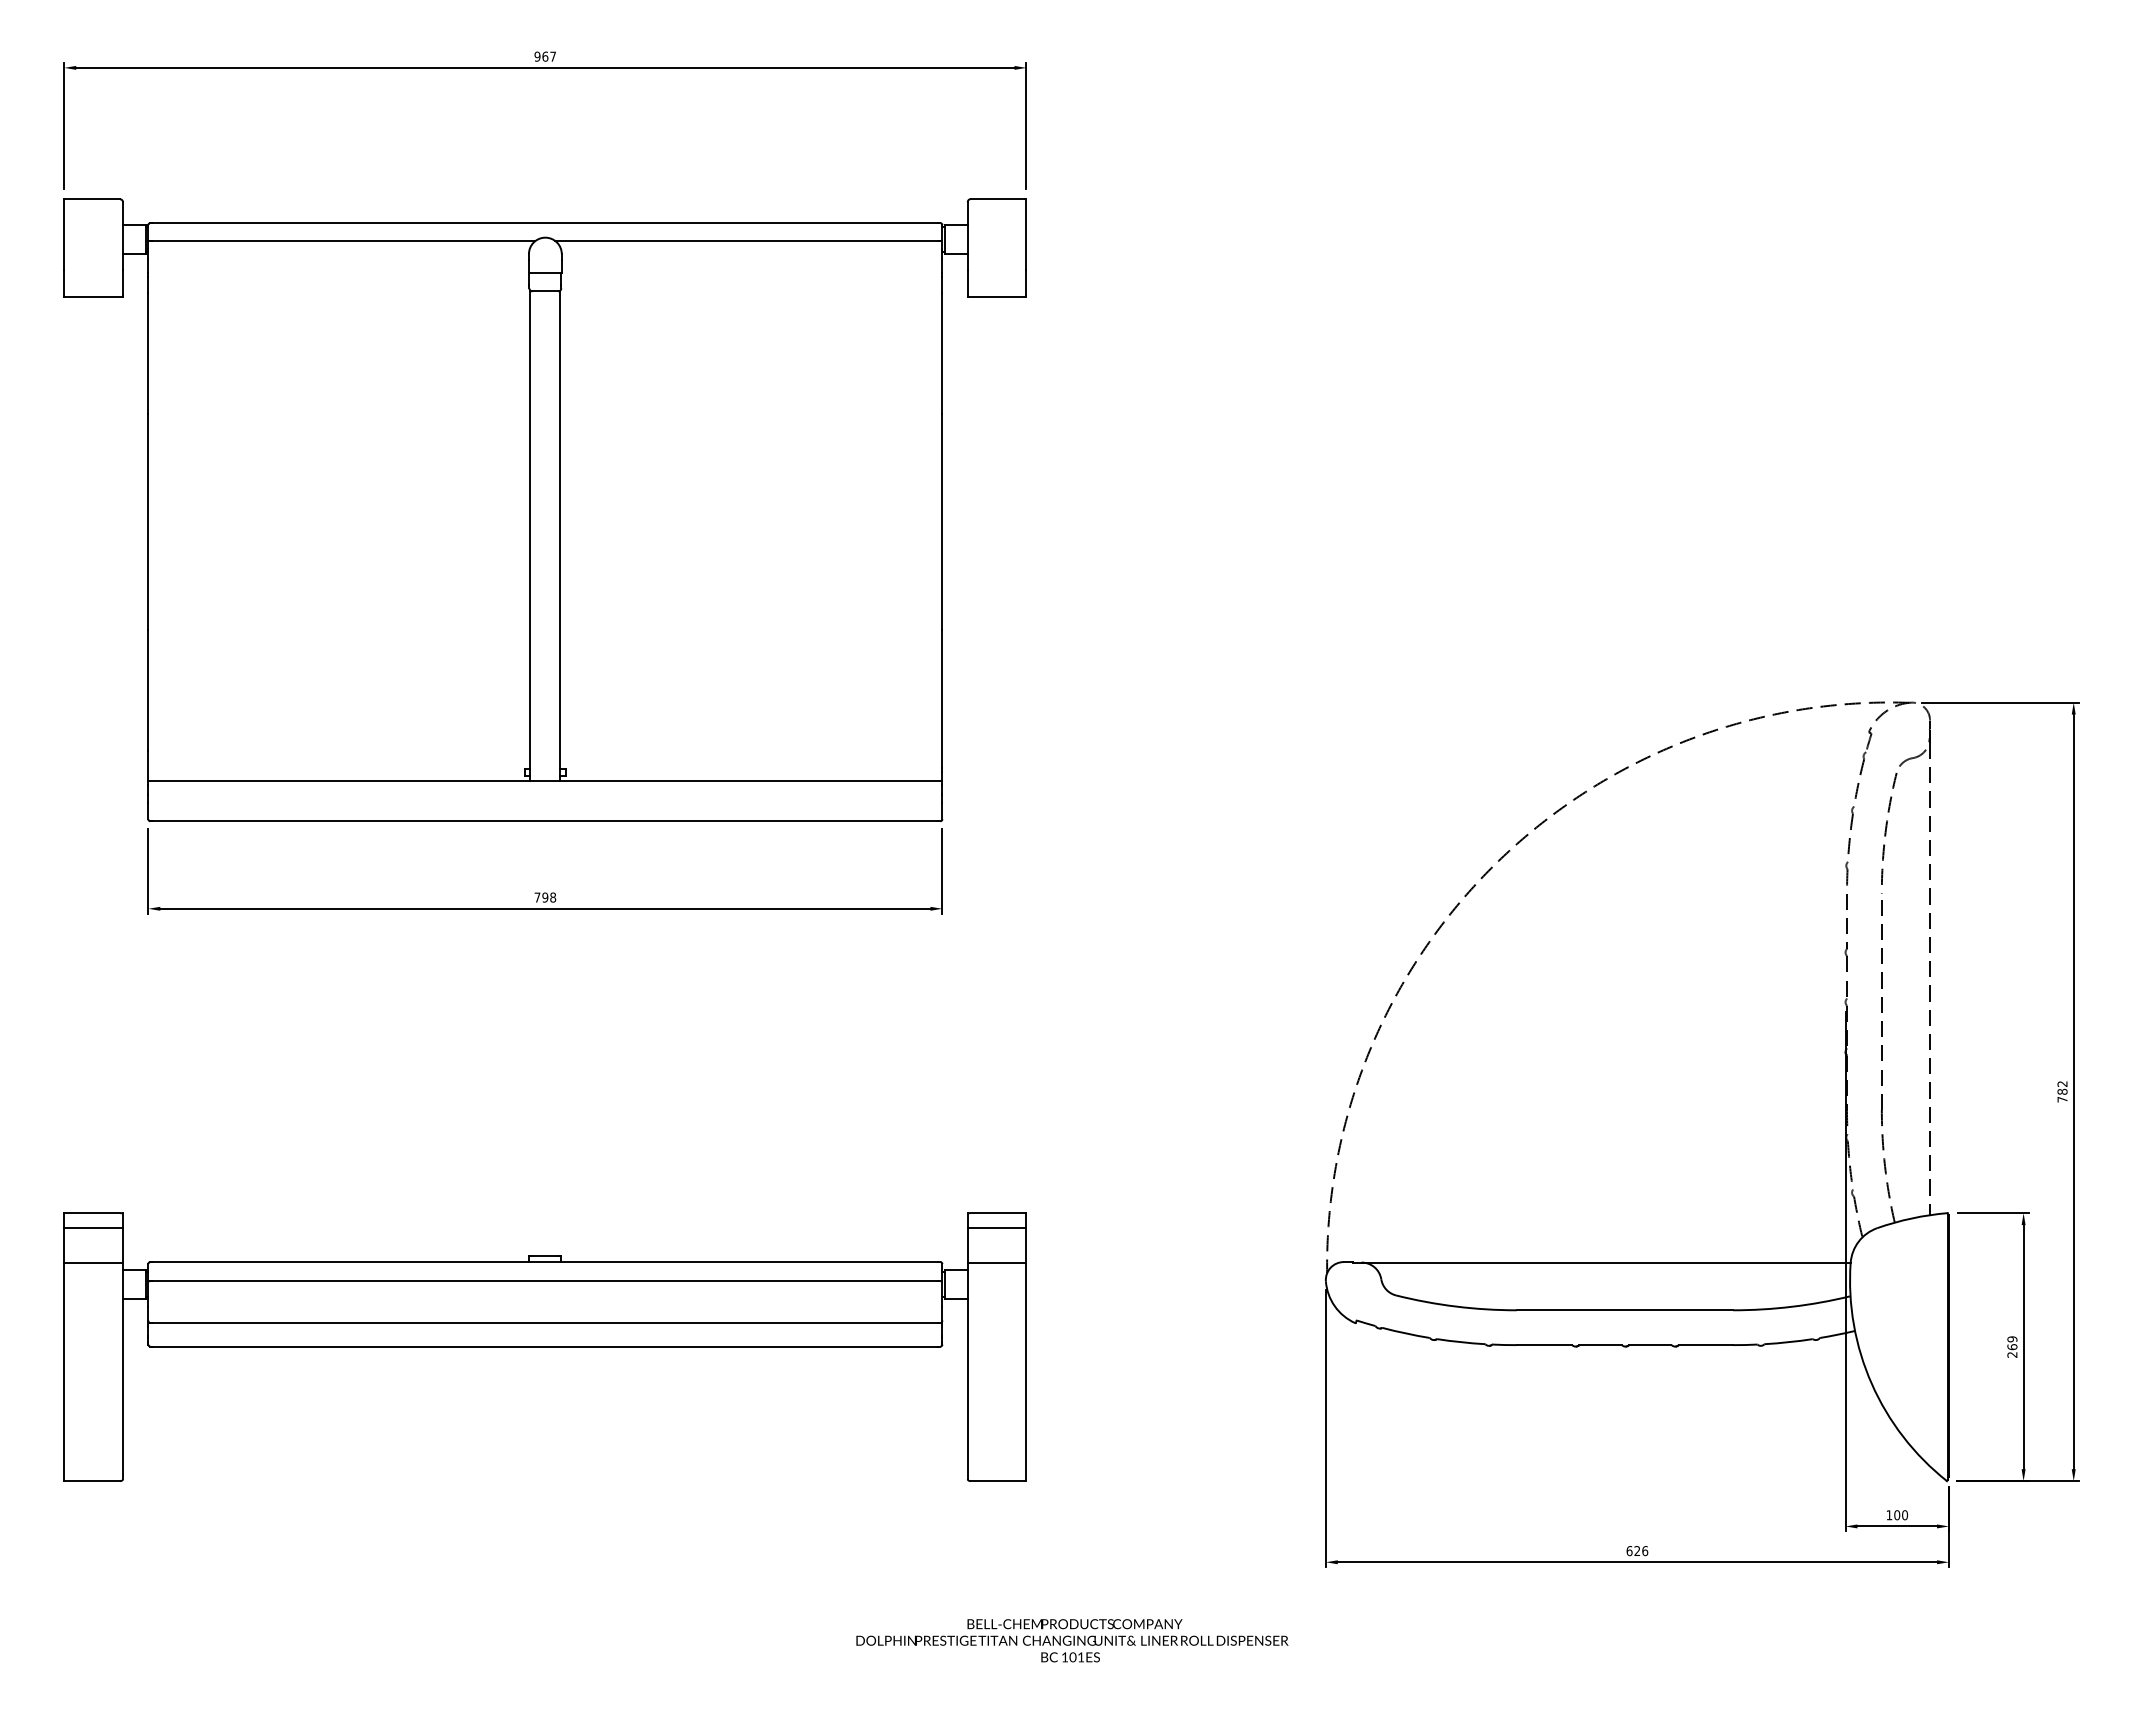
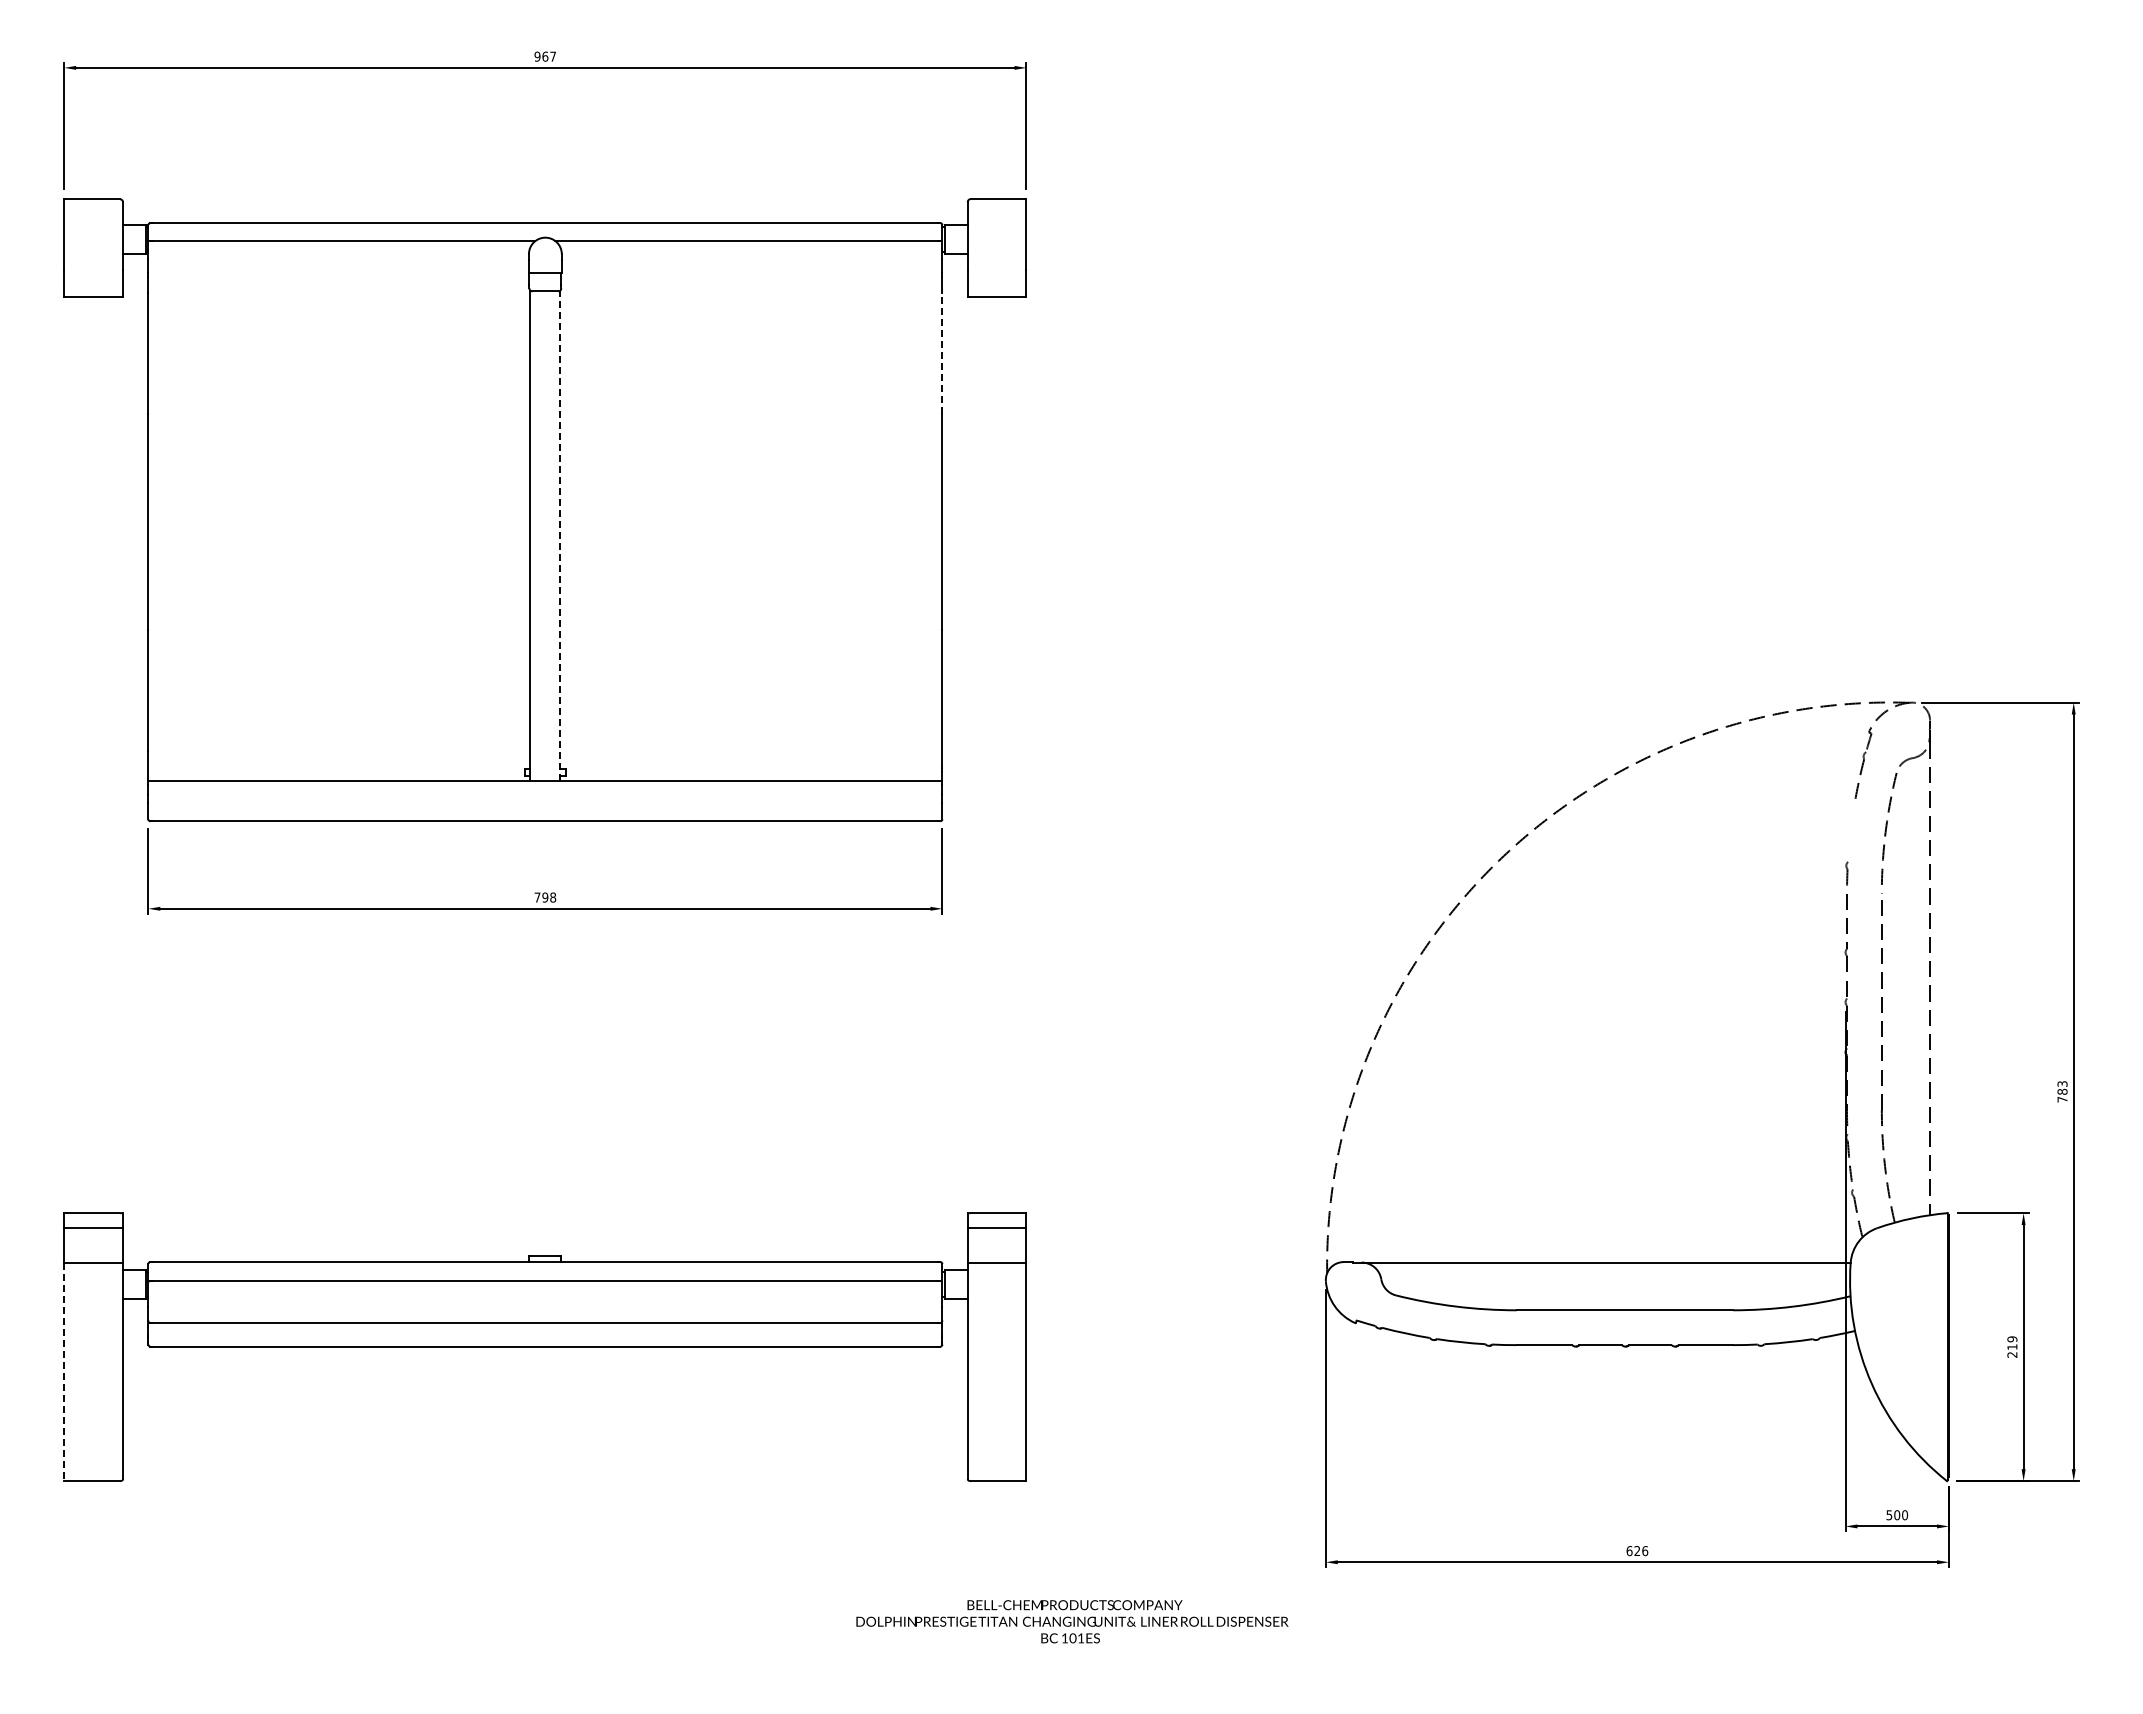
line: solid -> dashed (942, 353)
line: solid -> dashed (560, 535)
part: present -> none (1850, 829)
text: 782 -> 783 (2062, 1083)
text: 269 -> 219 (2012, 1347)
line: solid -> dashed (64, 1372)
text: 100 -> 500 (1889, 1515)
text position: (1072, 1640) -> (1072, 1621) (1072, 1621)
